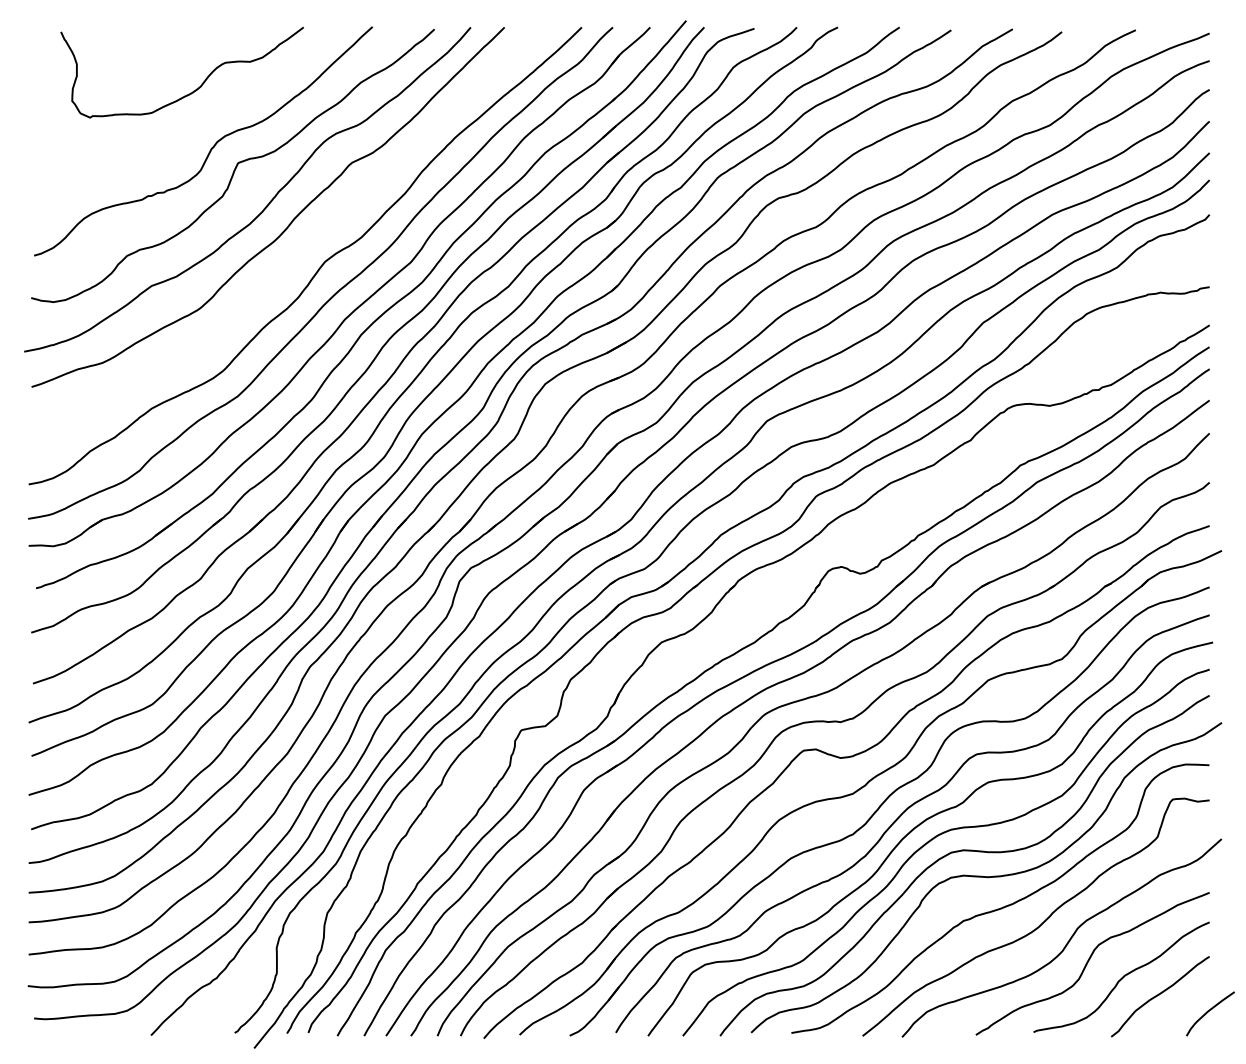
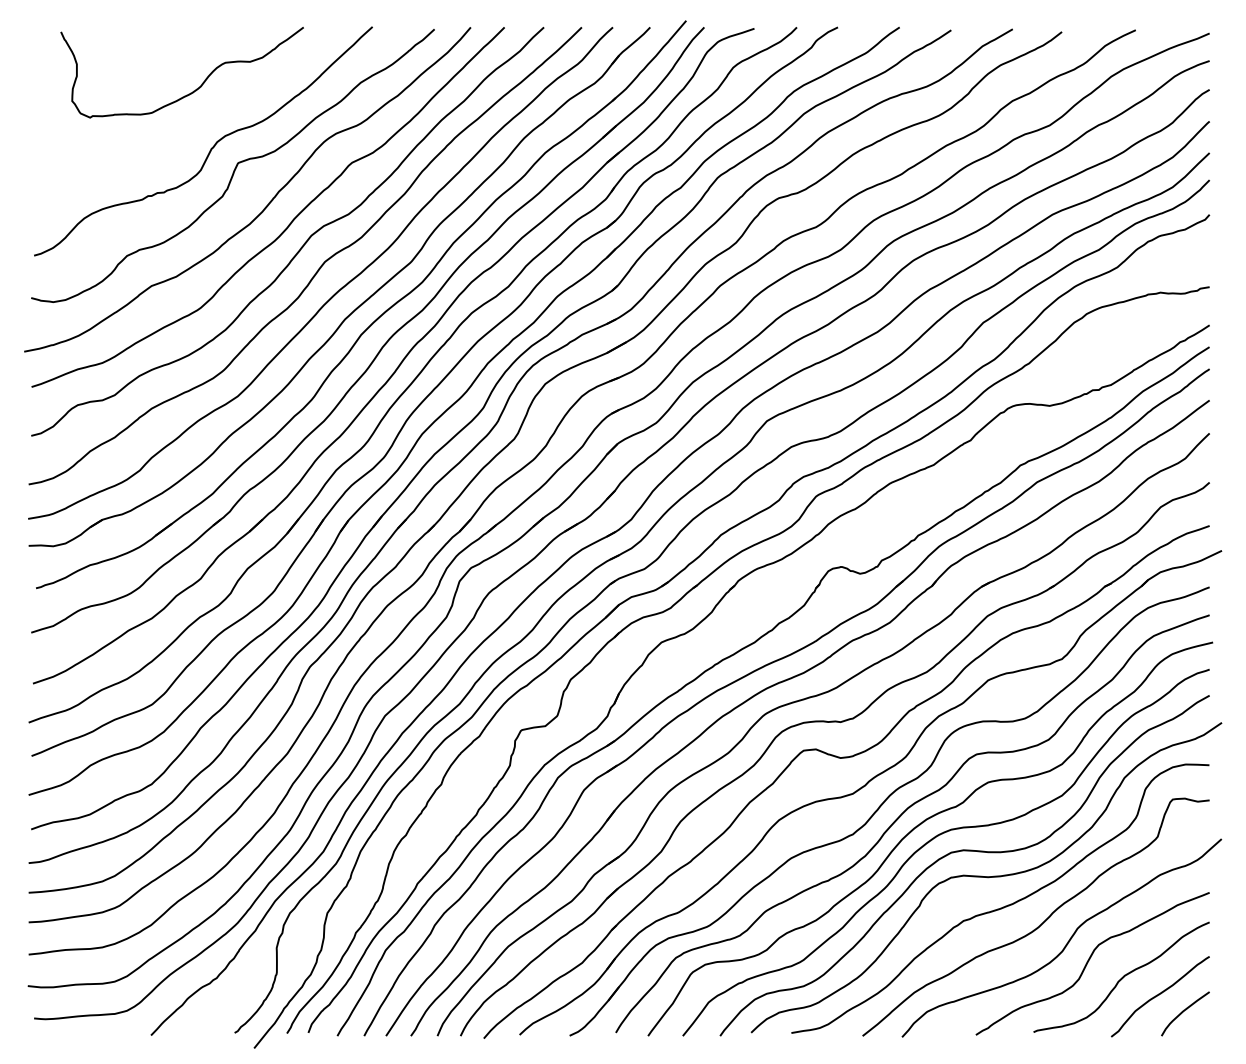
curve: none -> present (304, 242)
curve position: (1209, 1011) -> (1184, 1011) (1184, 1011)
